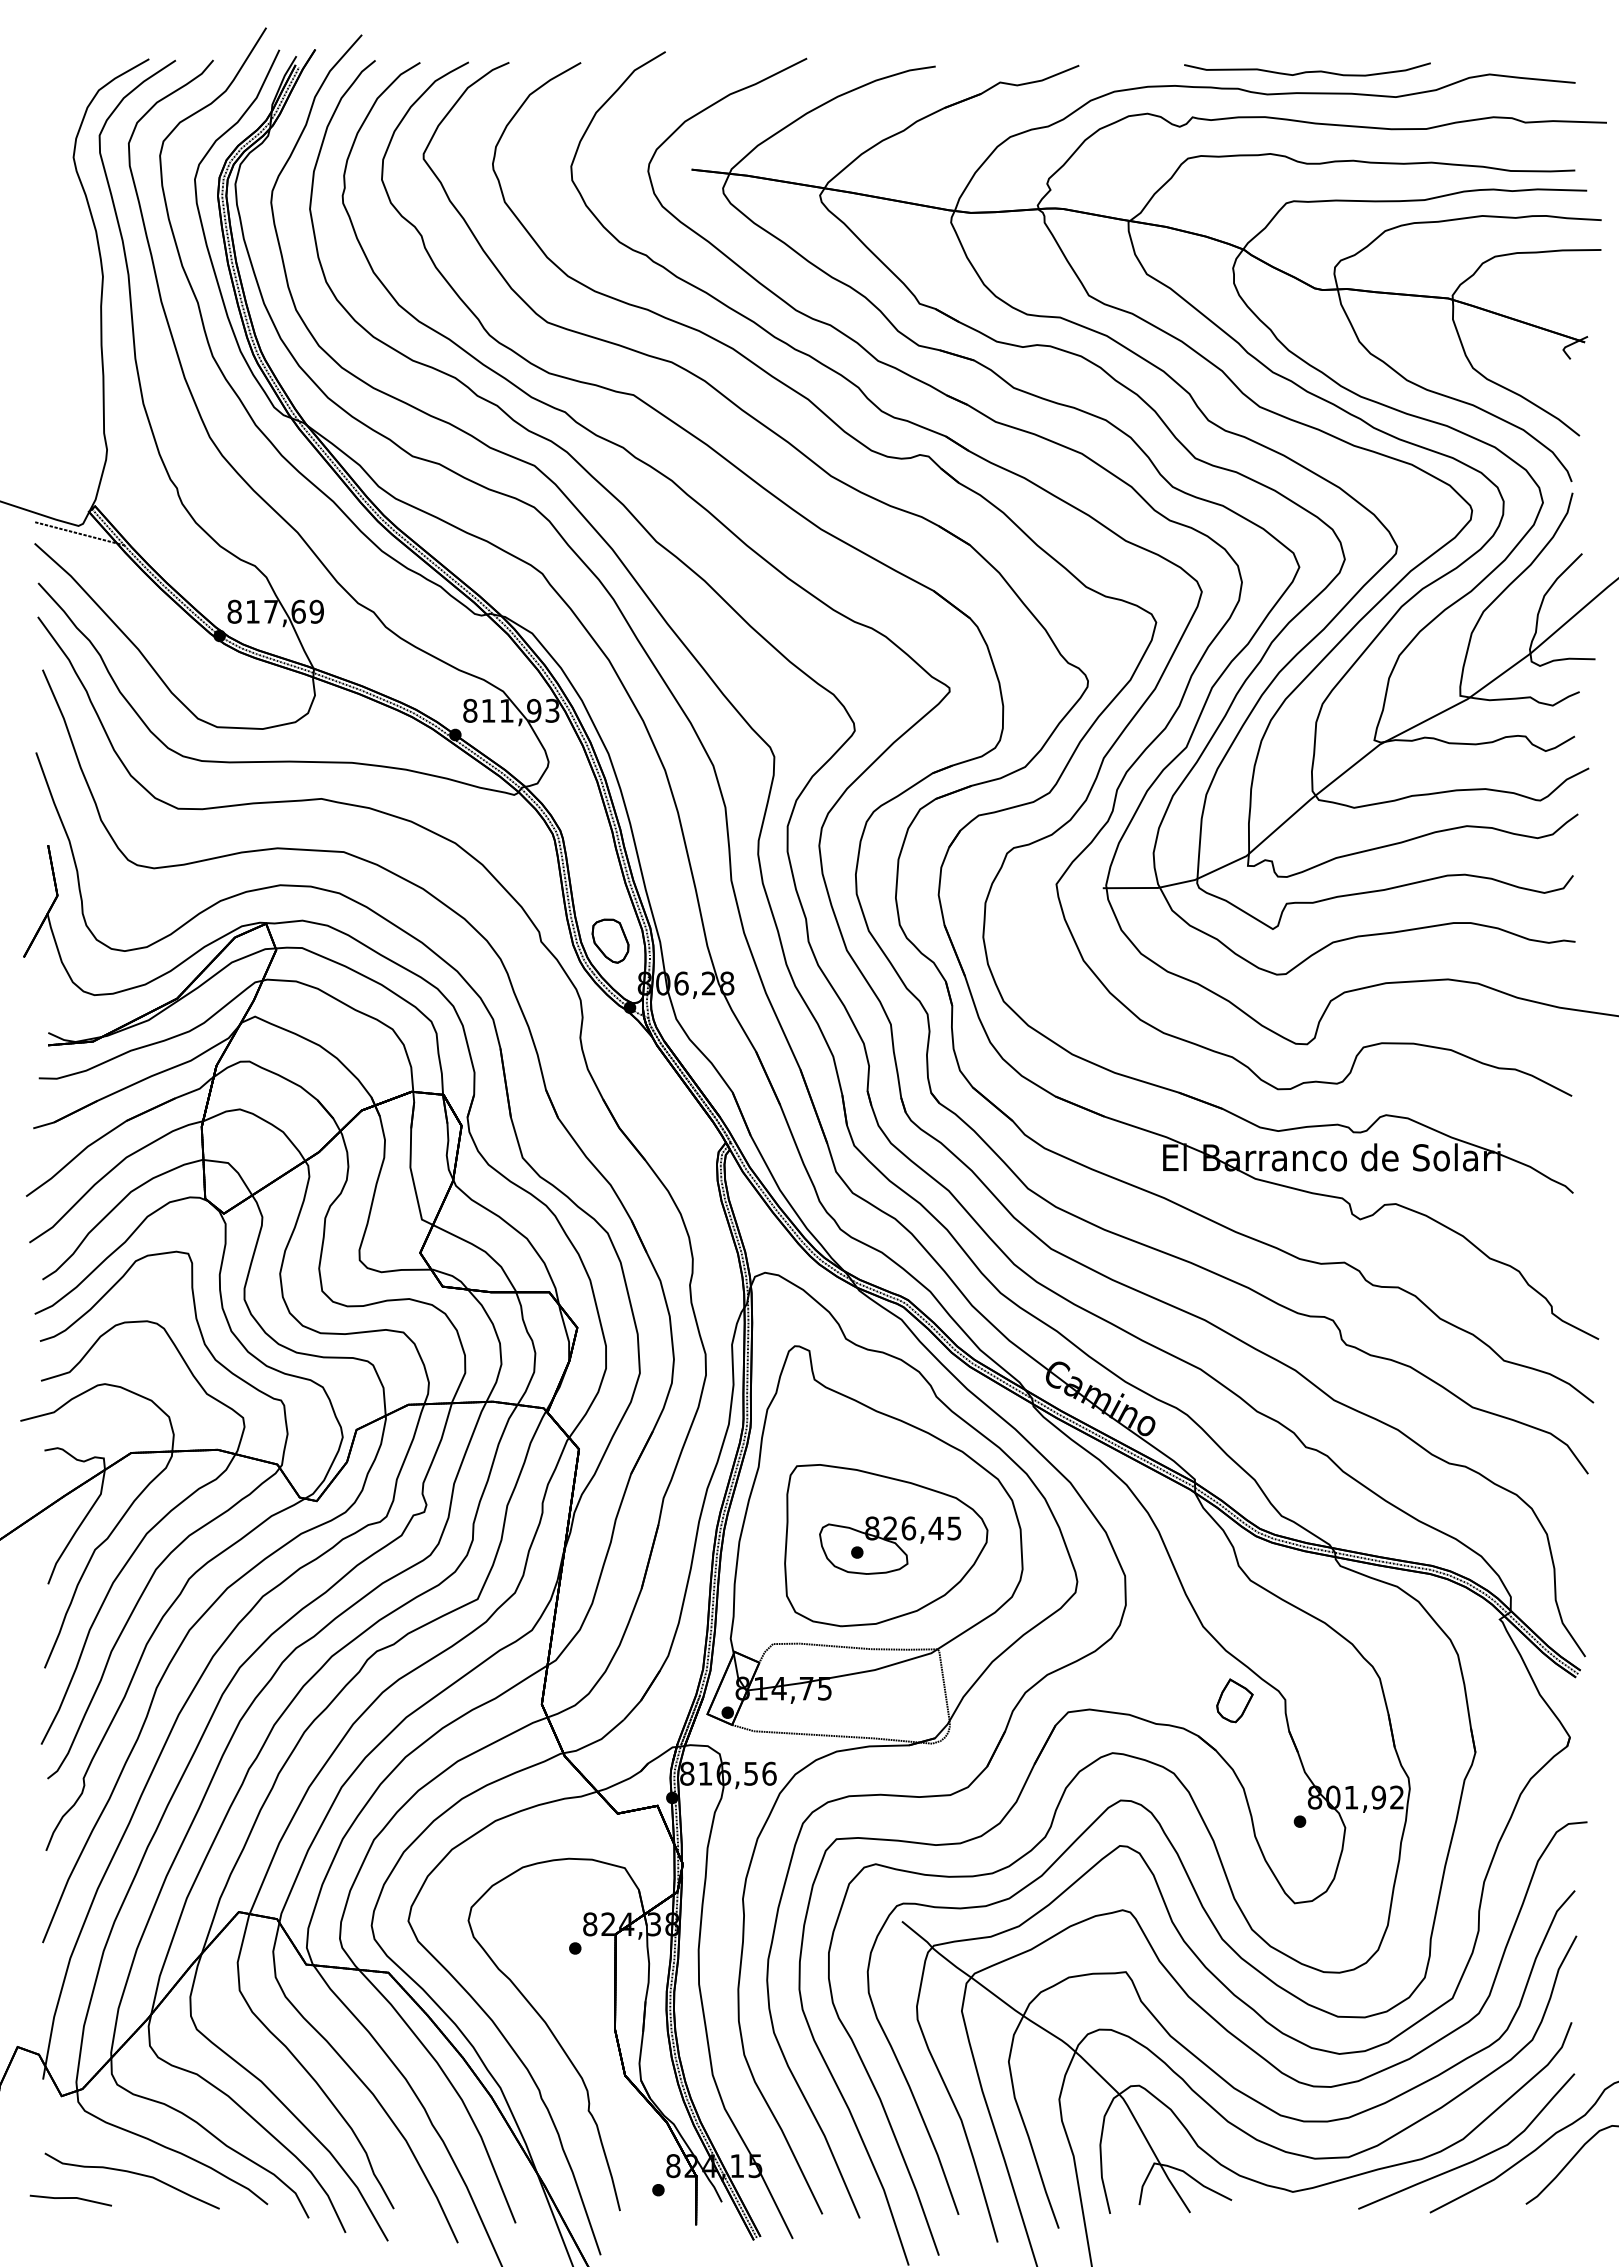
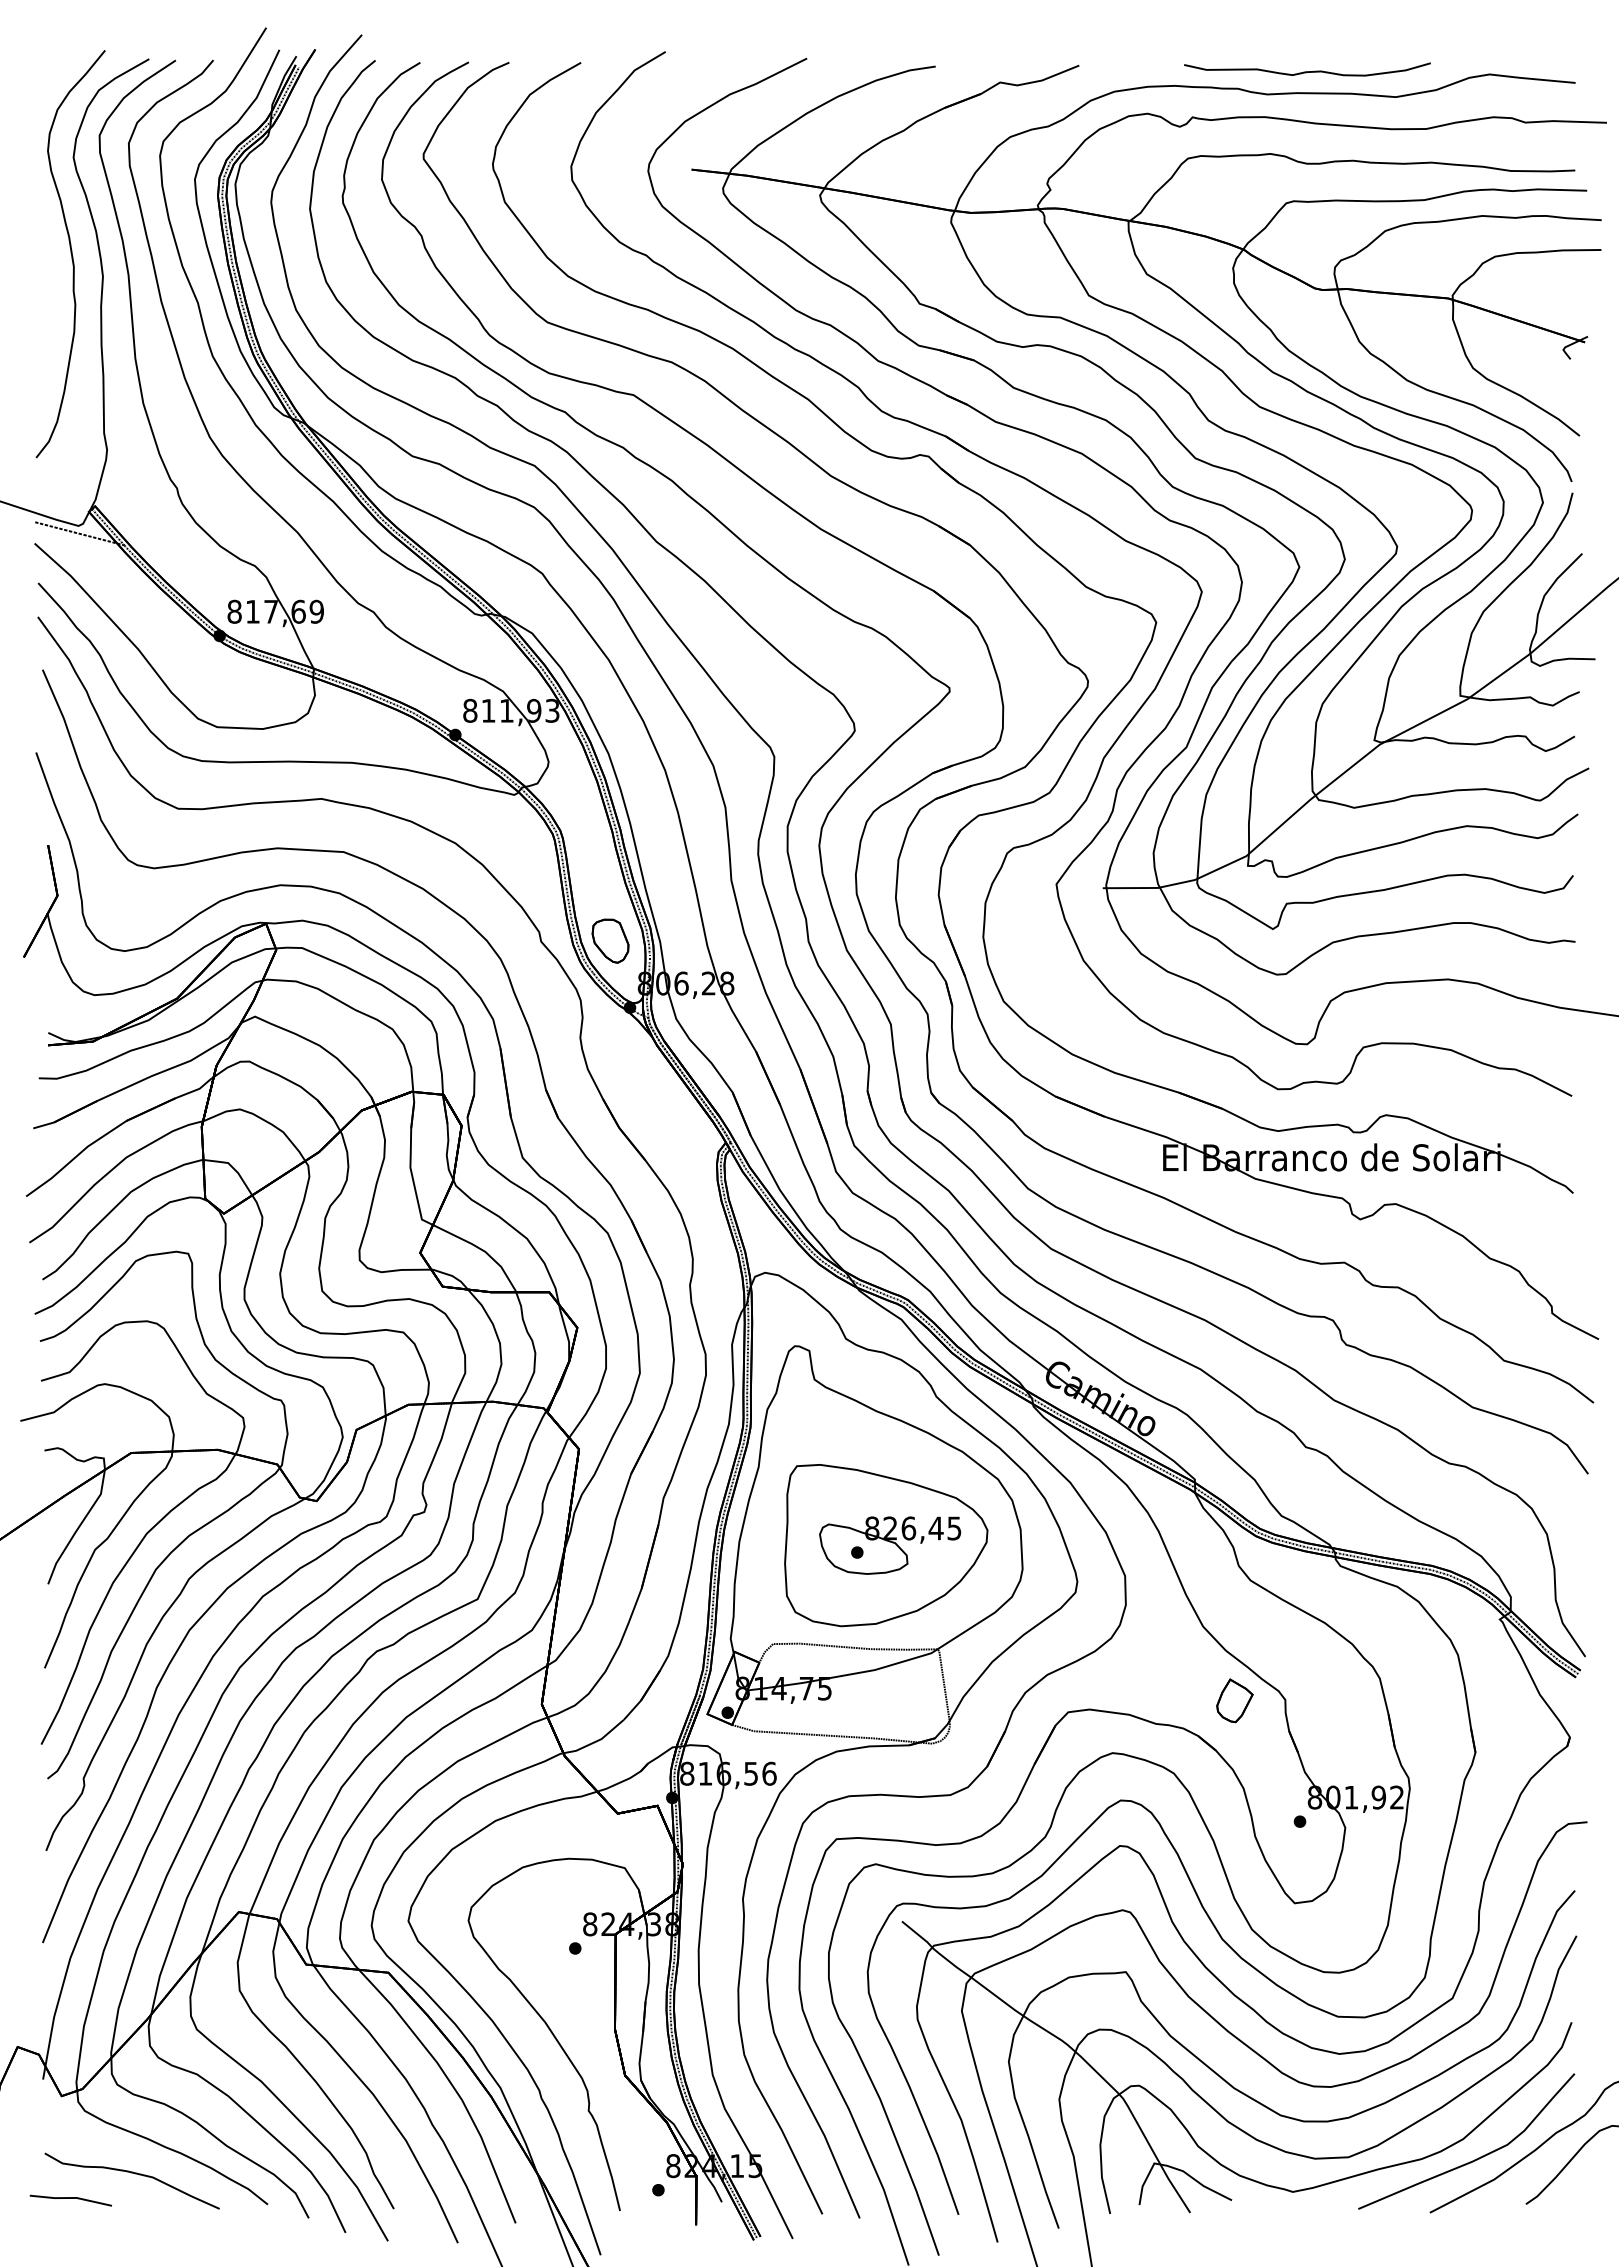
curve: none -> present (70, 253)
